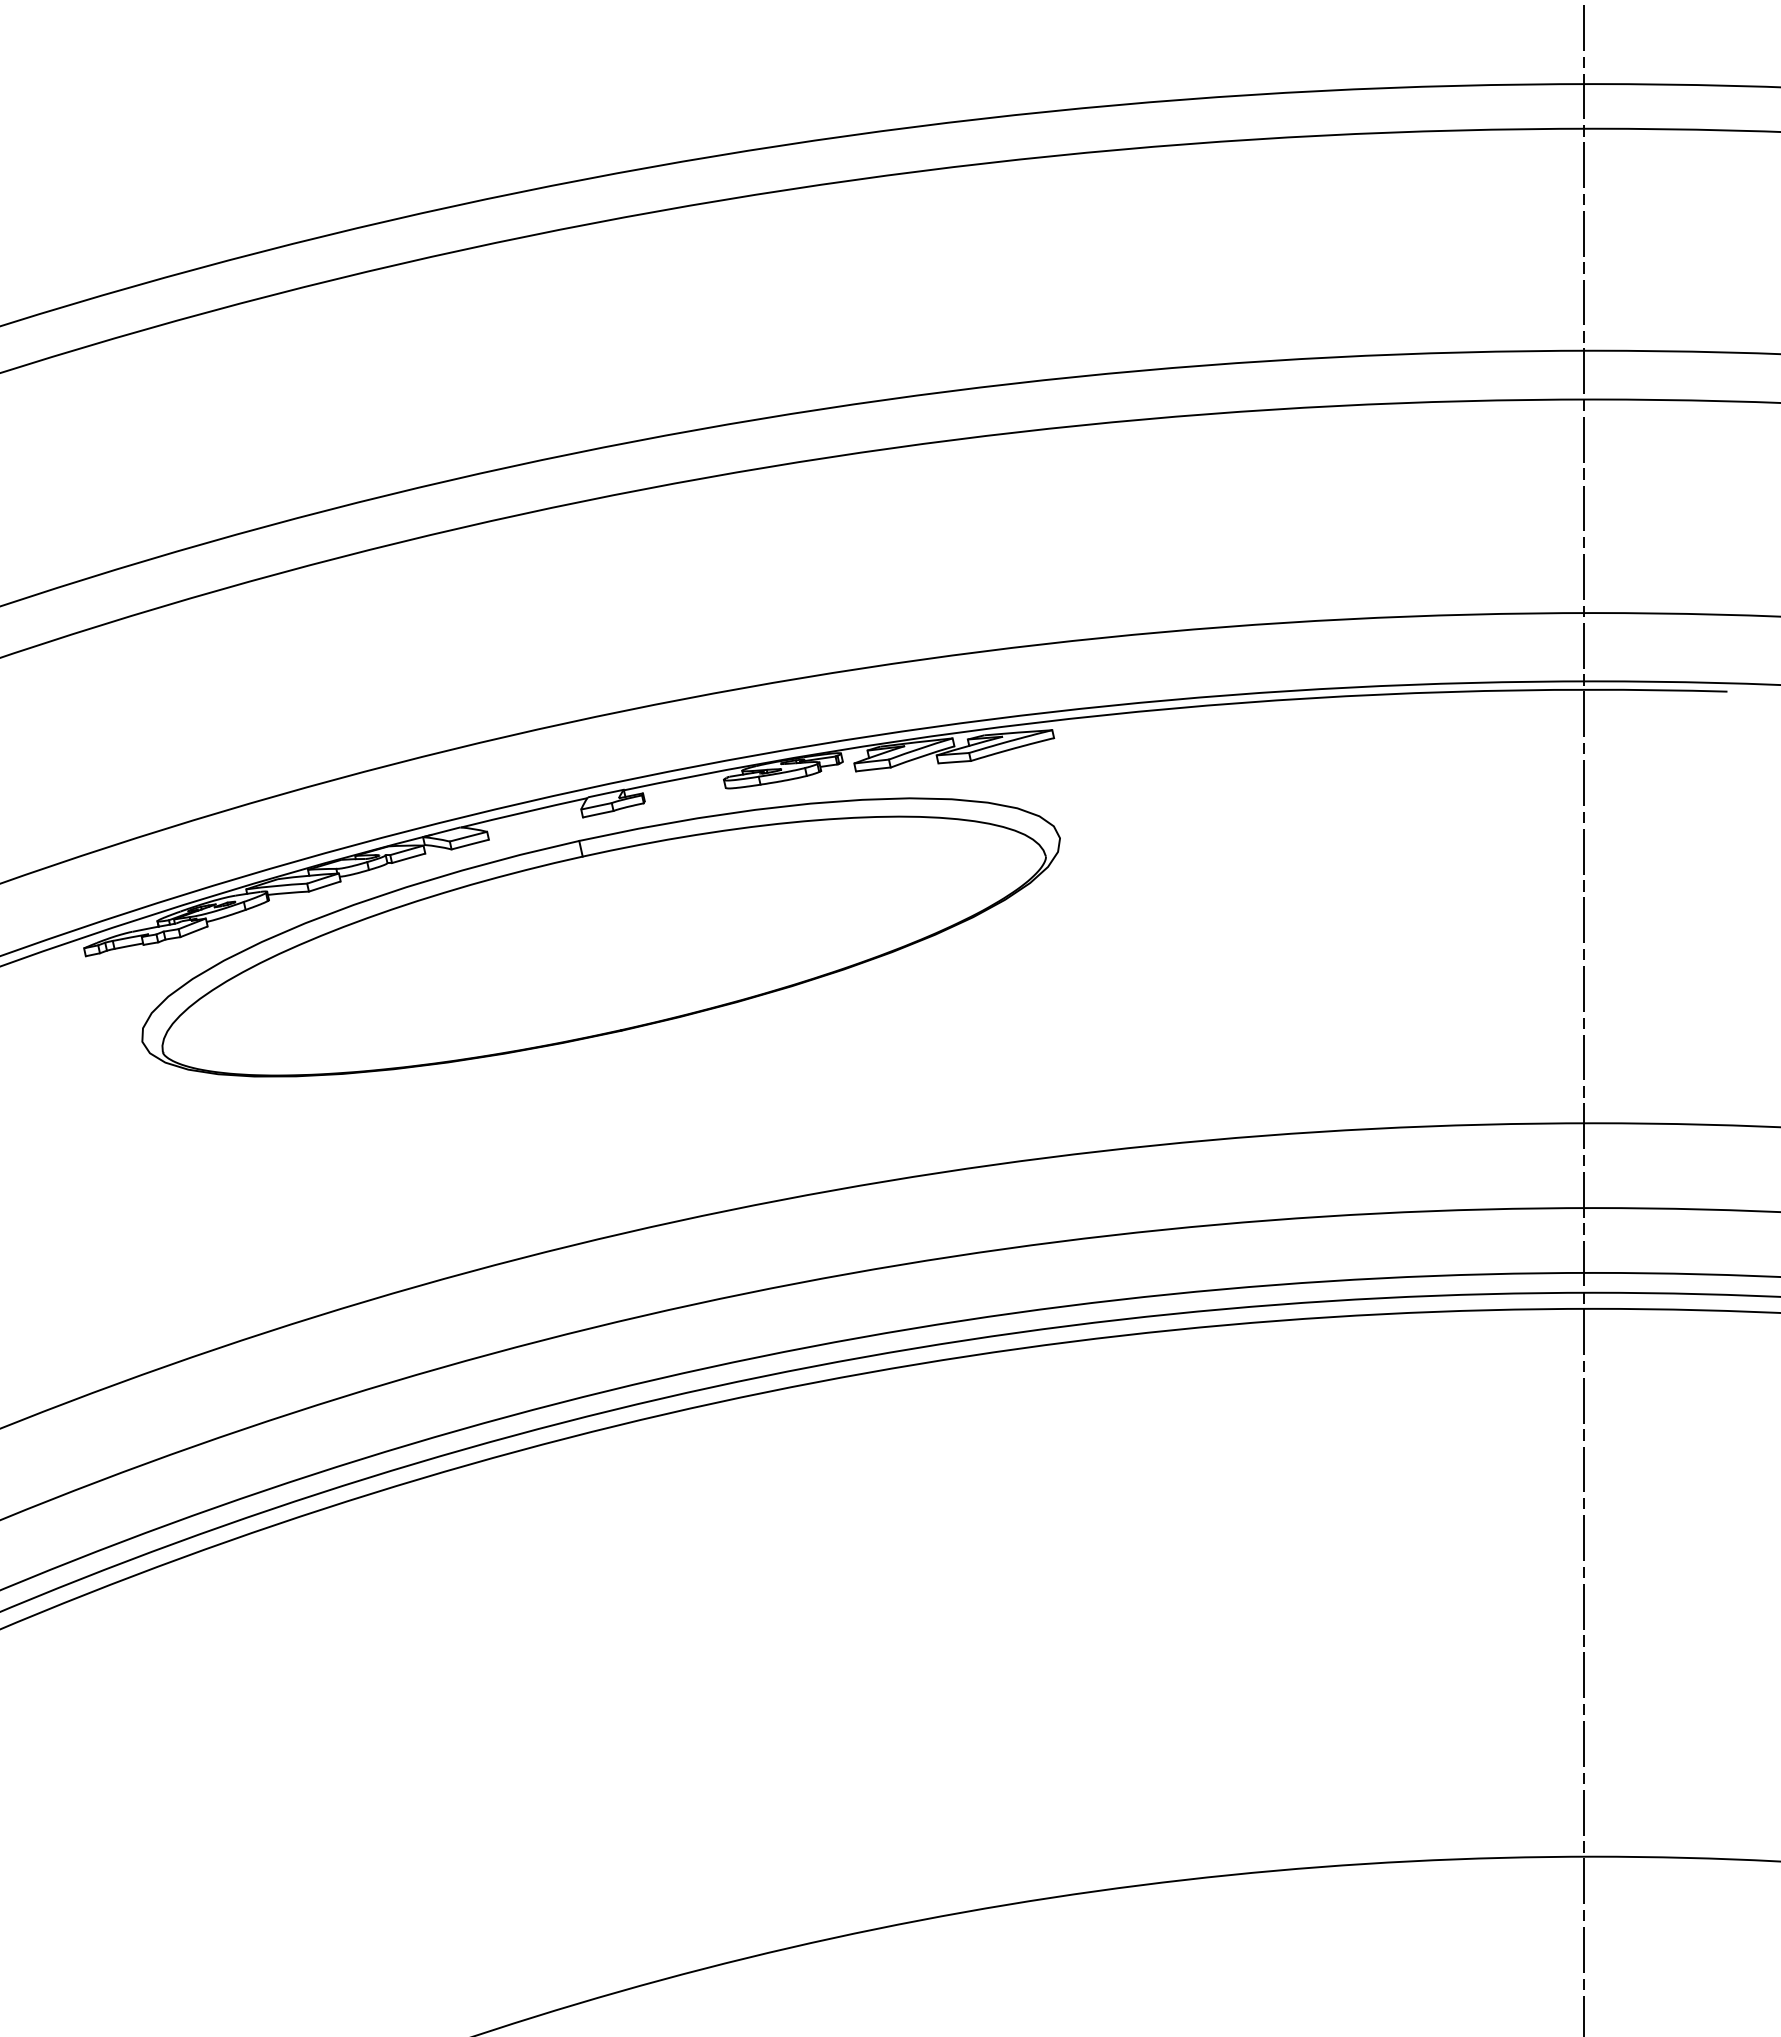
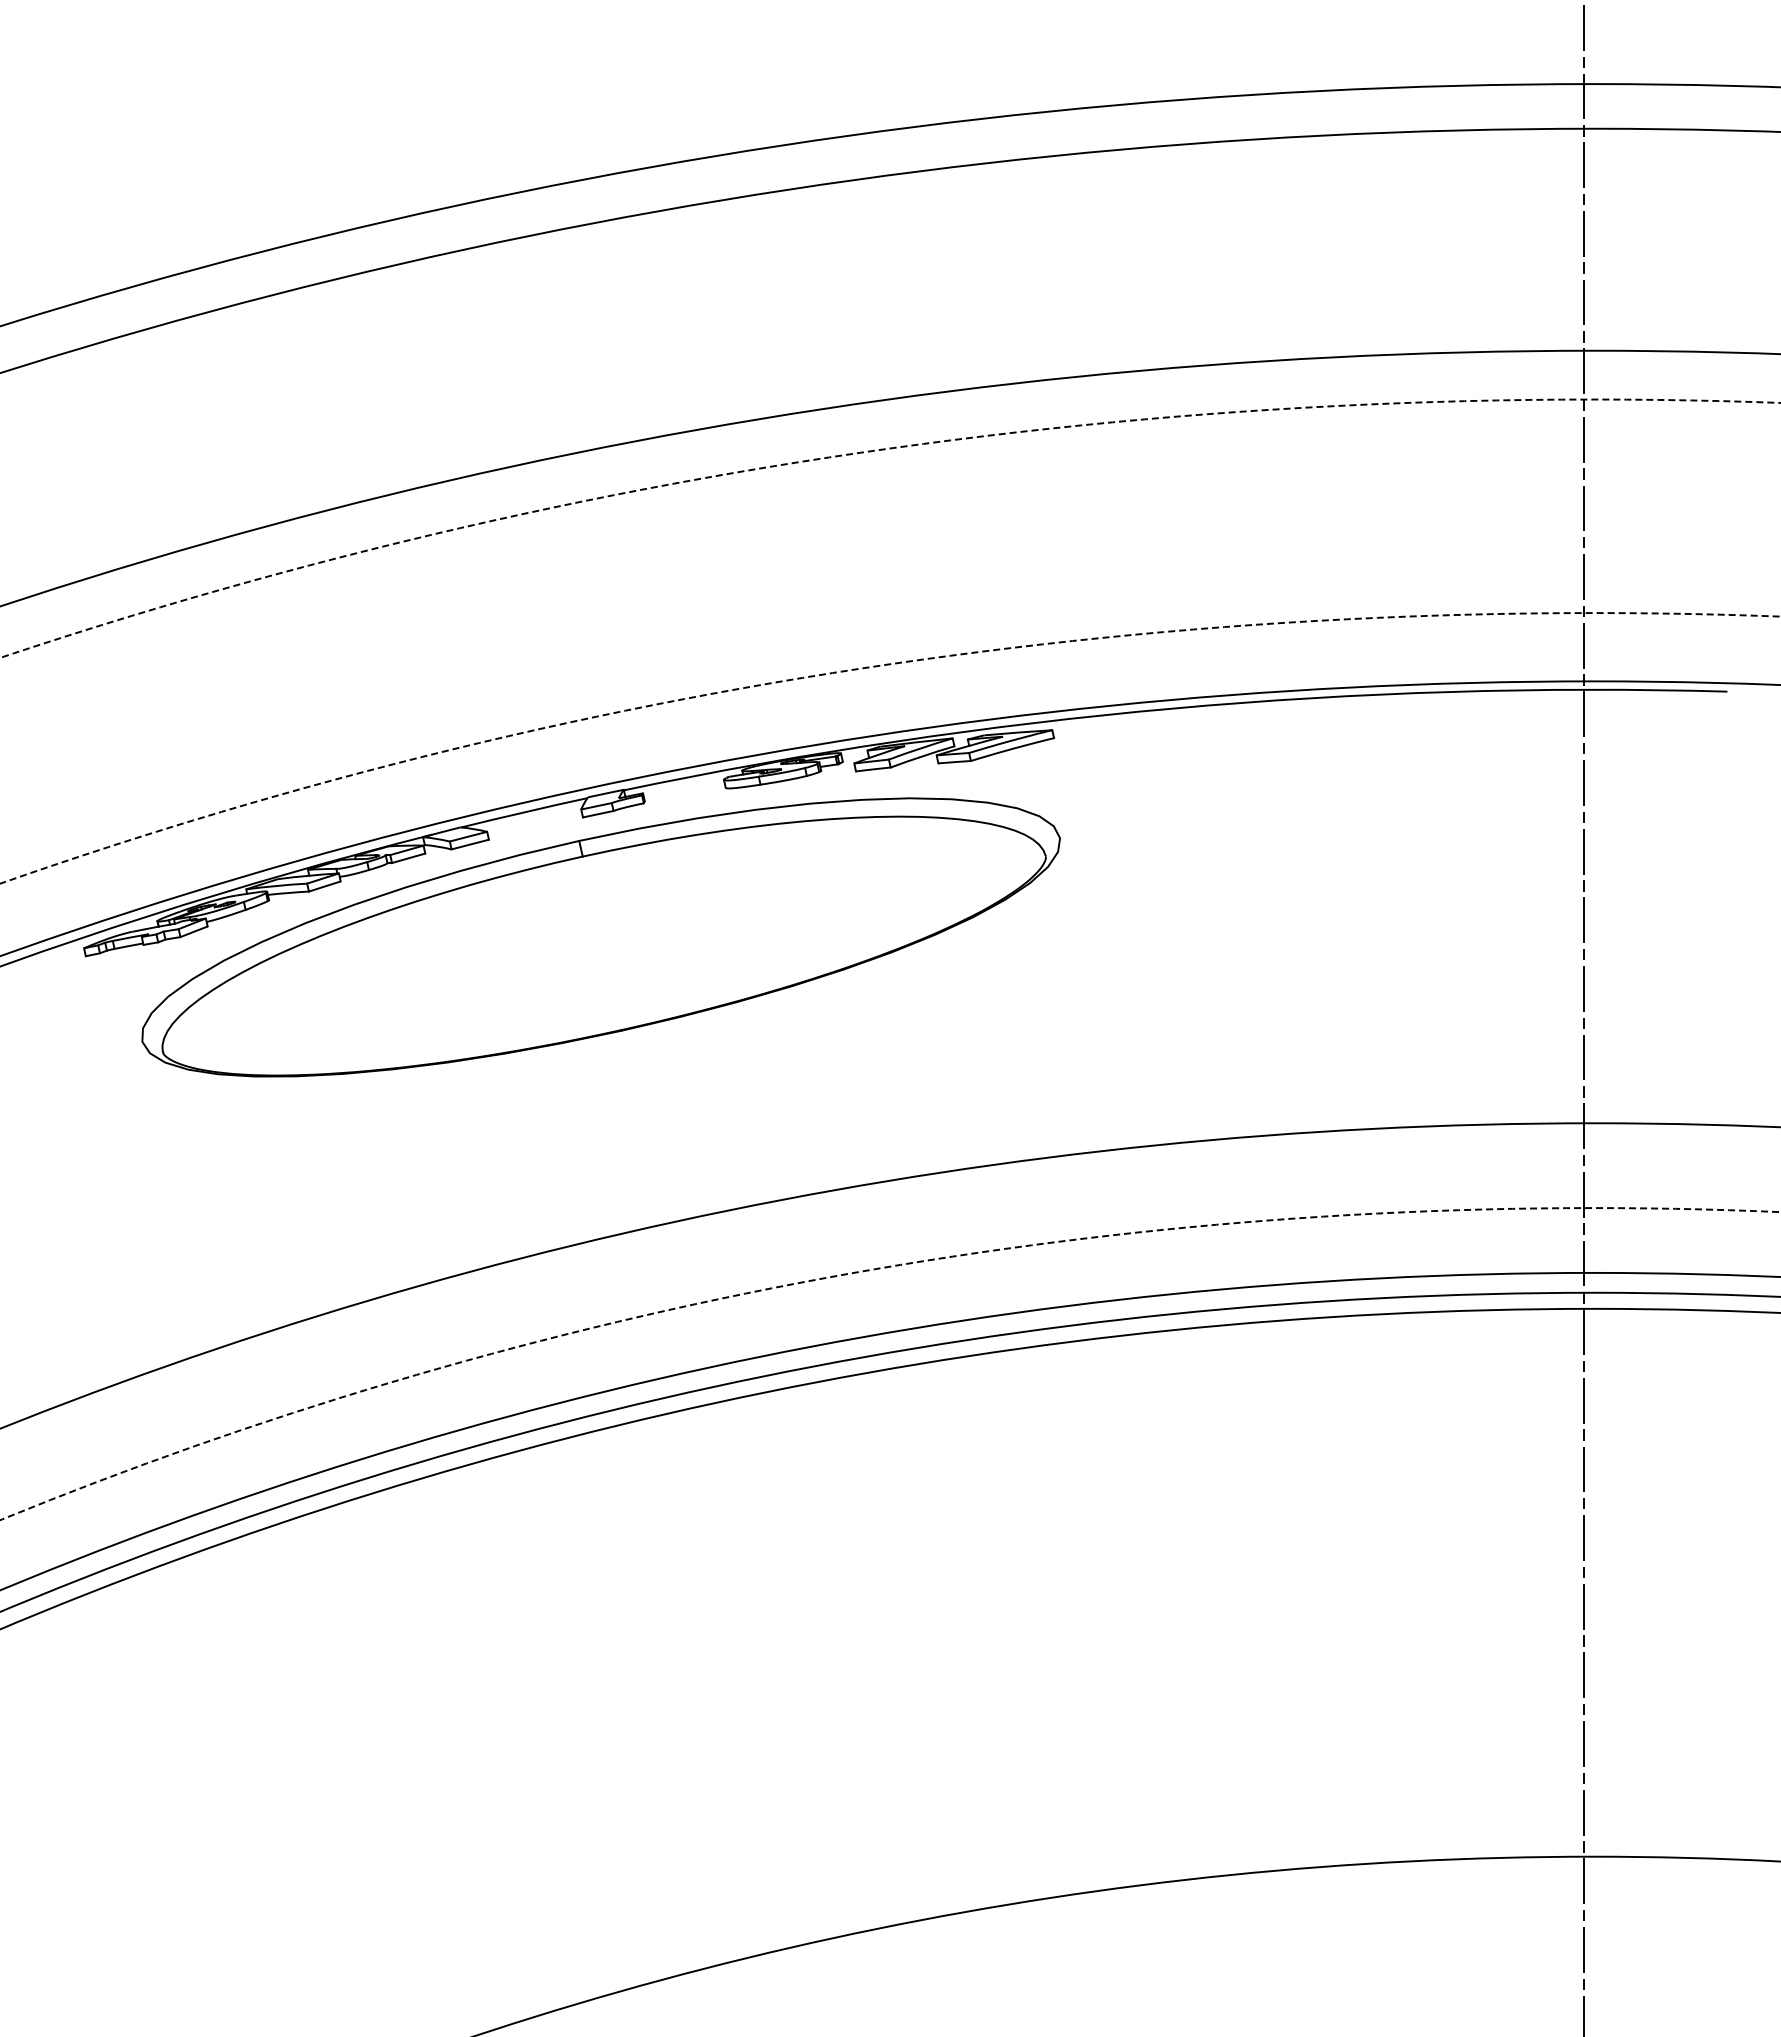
circle: solid -> dashed (890, 528)
circle: solid -> dashed (890, 748)
circle: solid -> dashed (890, 1363)
